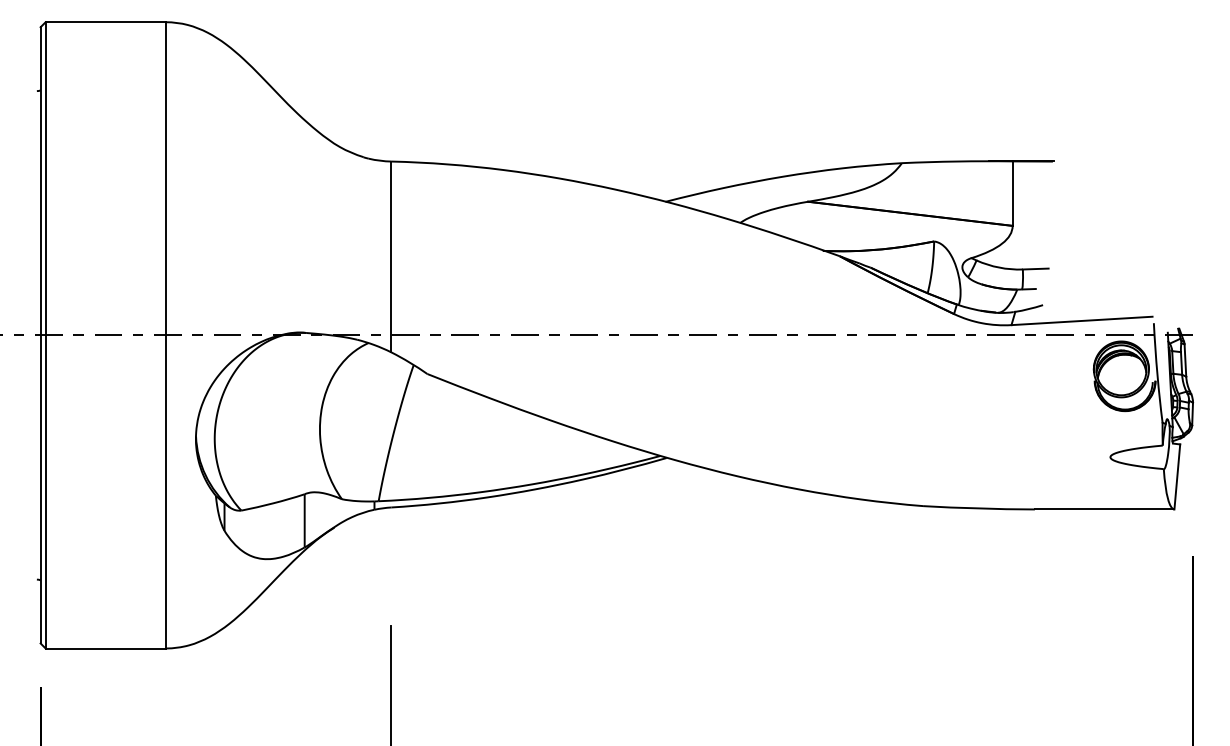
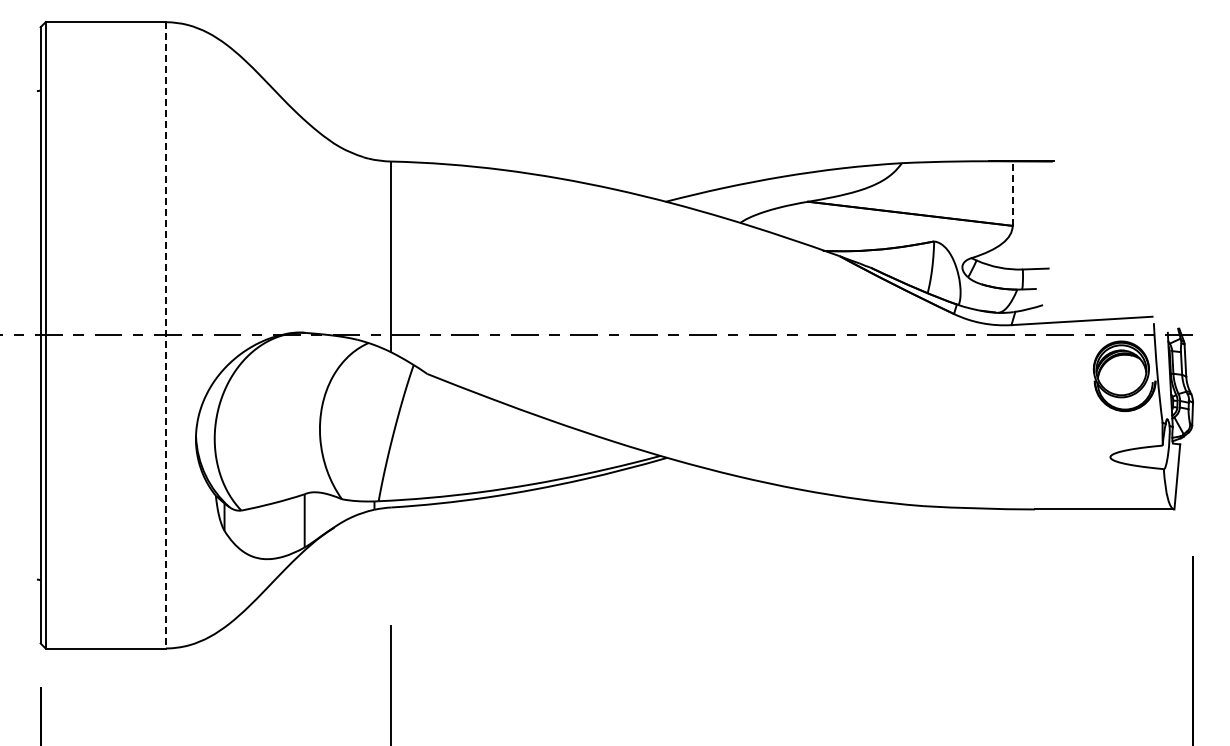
line: solid -> dashed (1012, 193)
line: solid -> dashed (165, 335)
